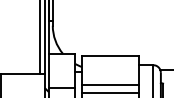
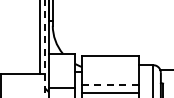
line: solid -> dashed (44, 48)
line: solid -> dashed (110, 85)
